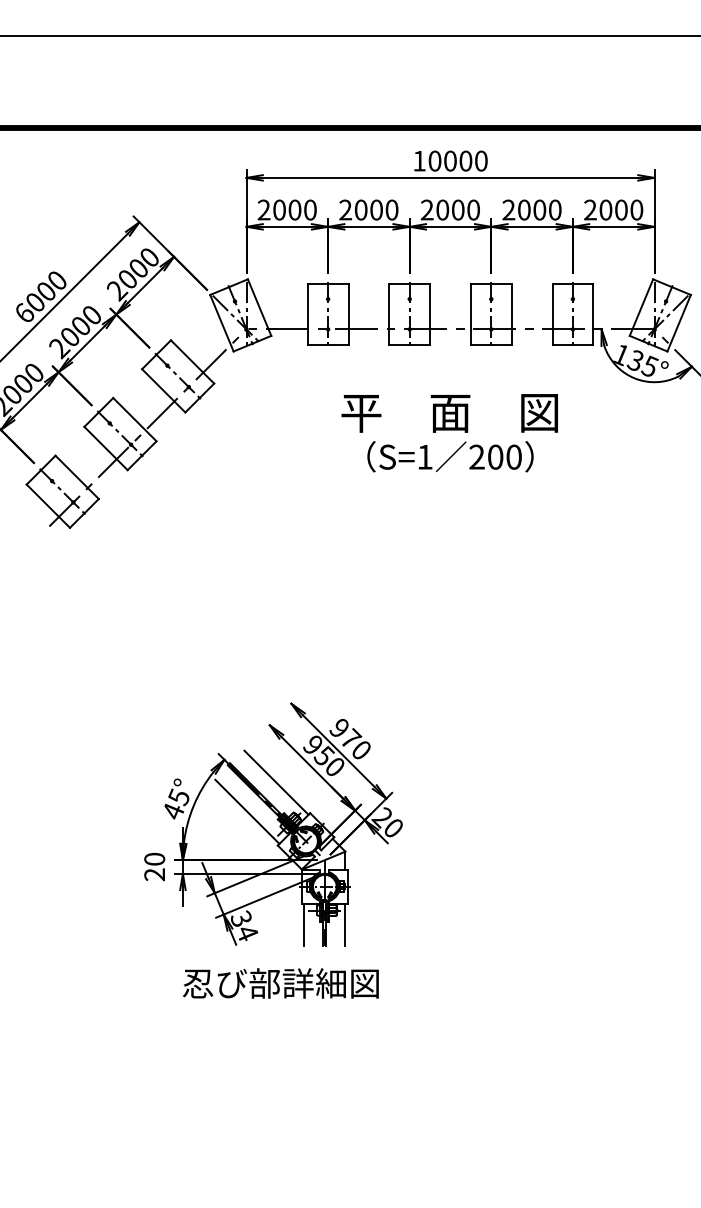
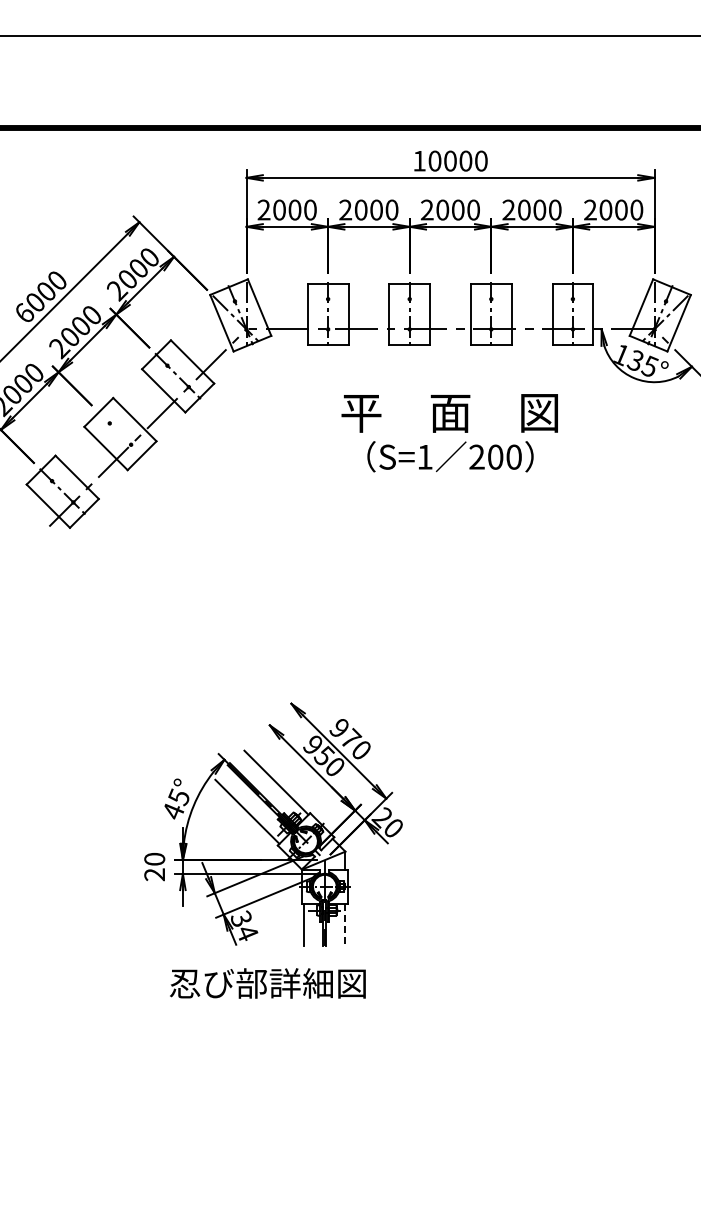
line: present -> none (120, 434)
line: solid -> dashed (345, 925)
text position: (280, 983) -> (267, 983) (267, 983)
